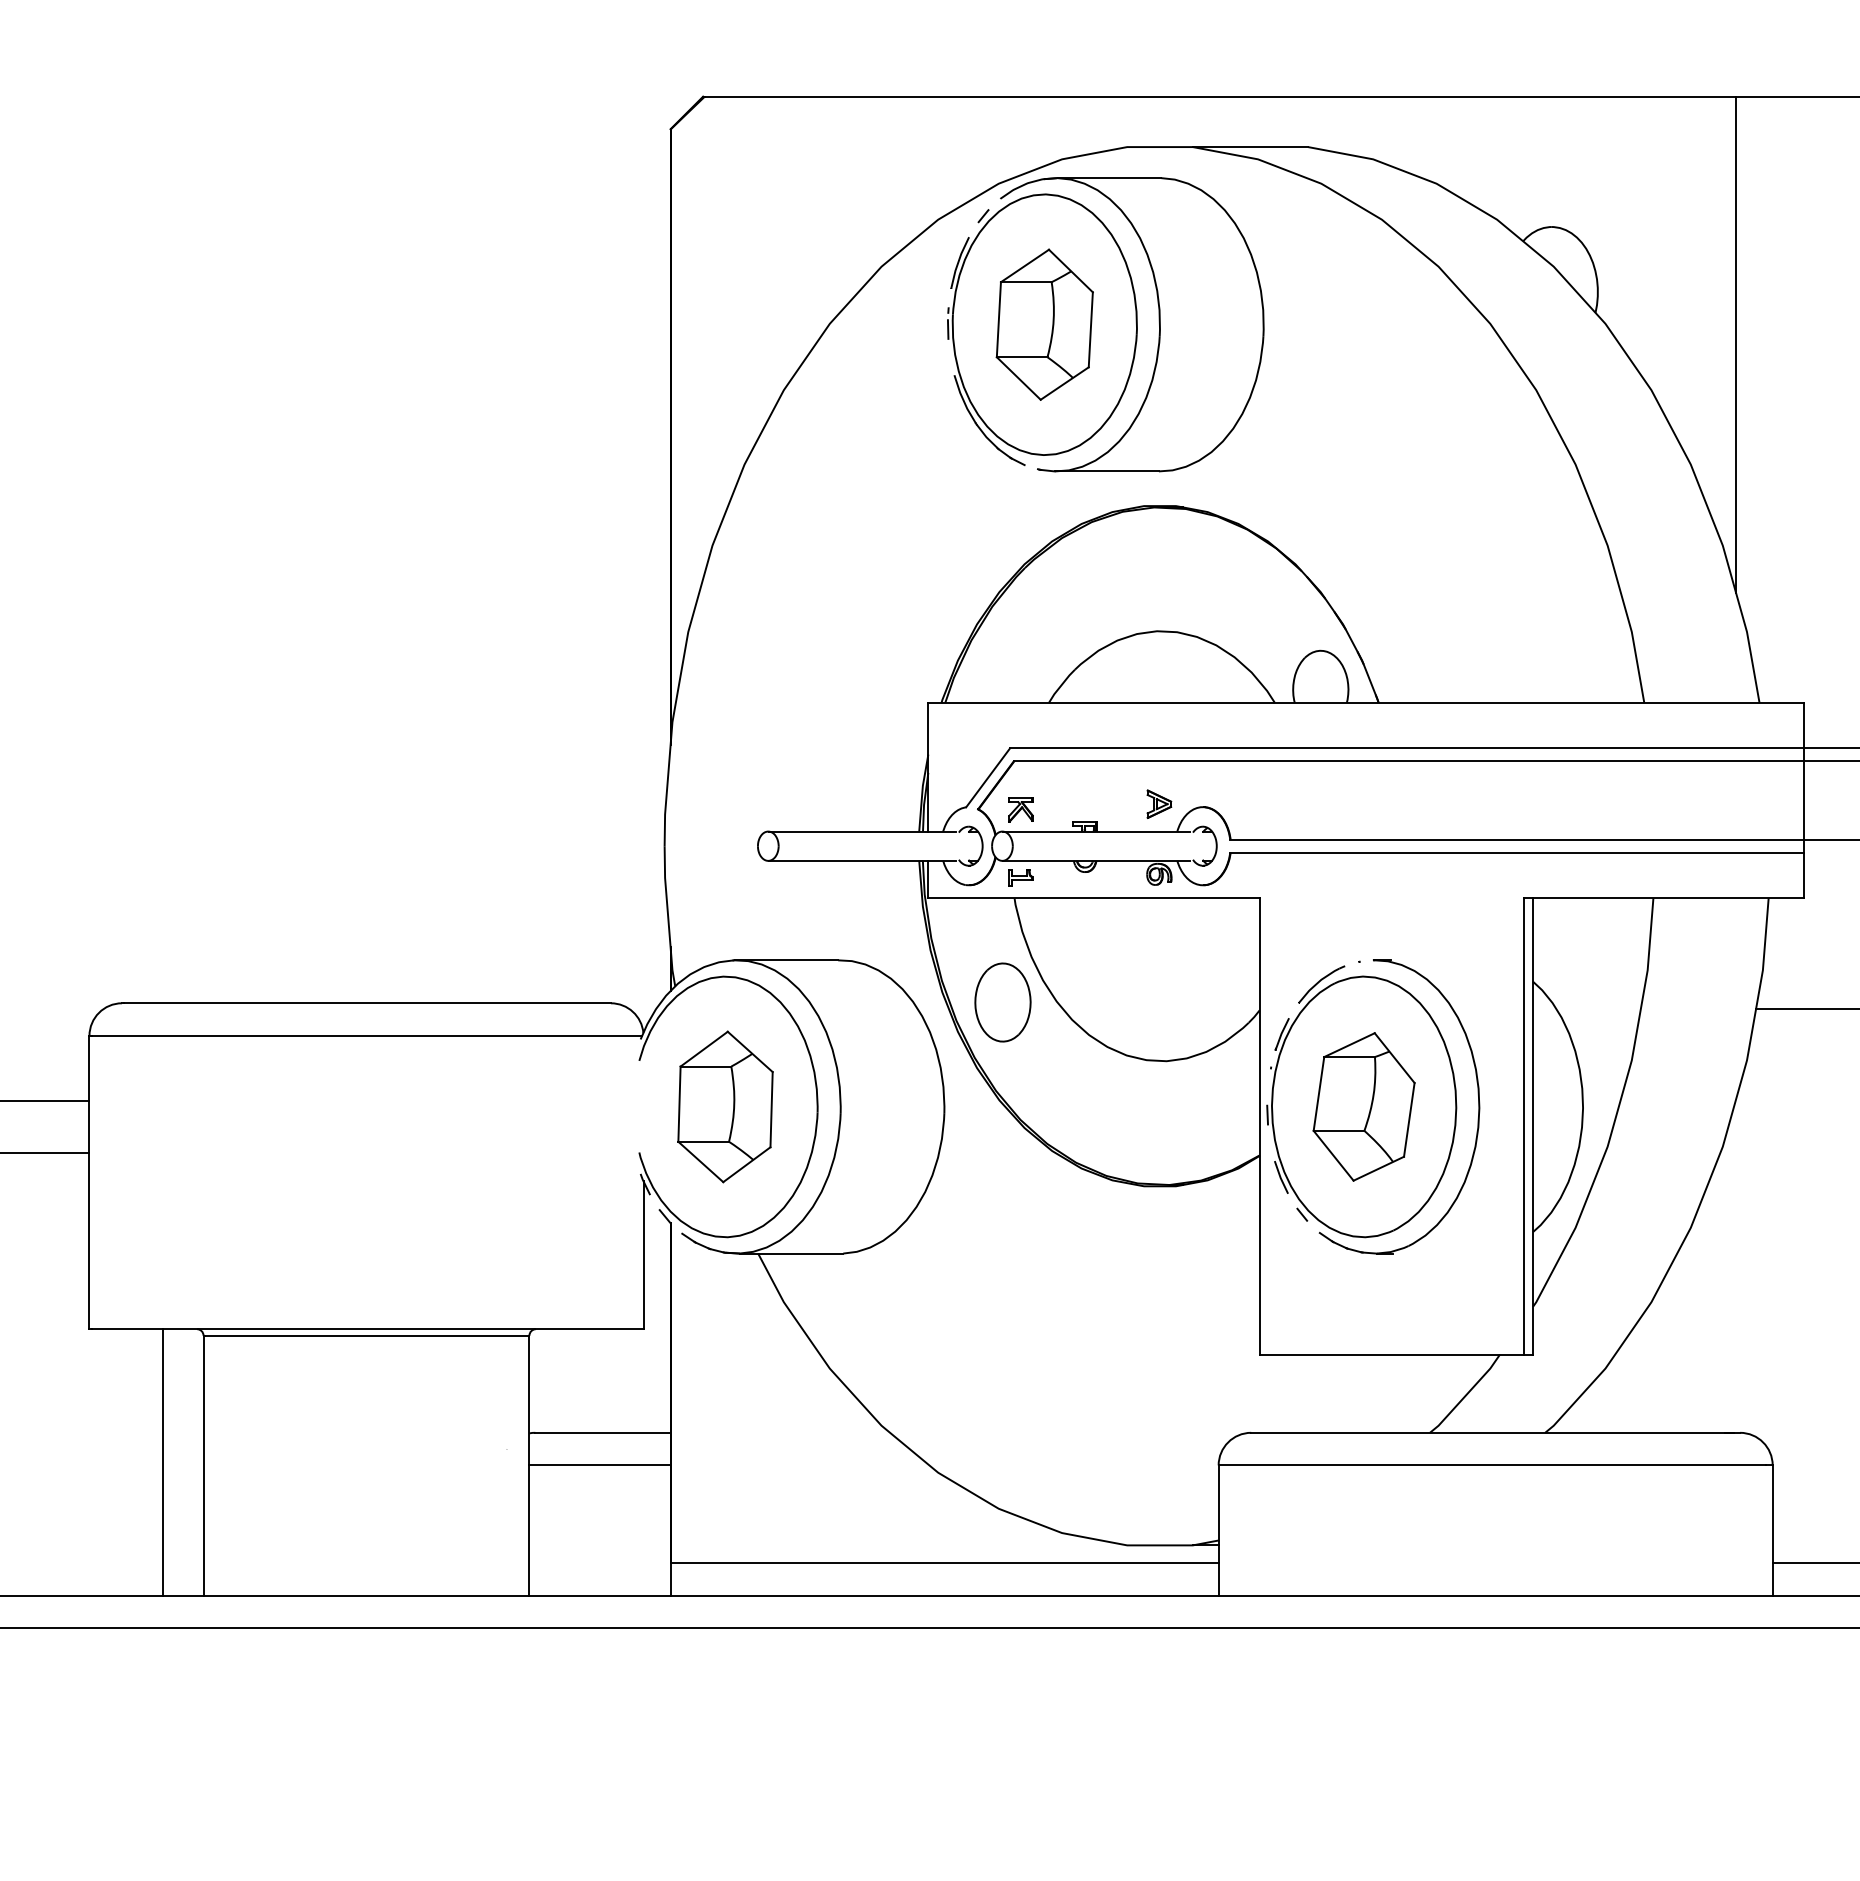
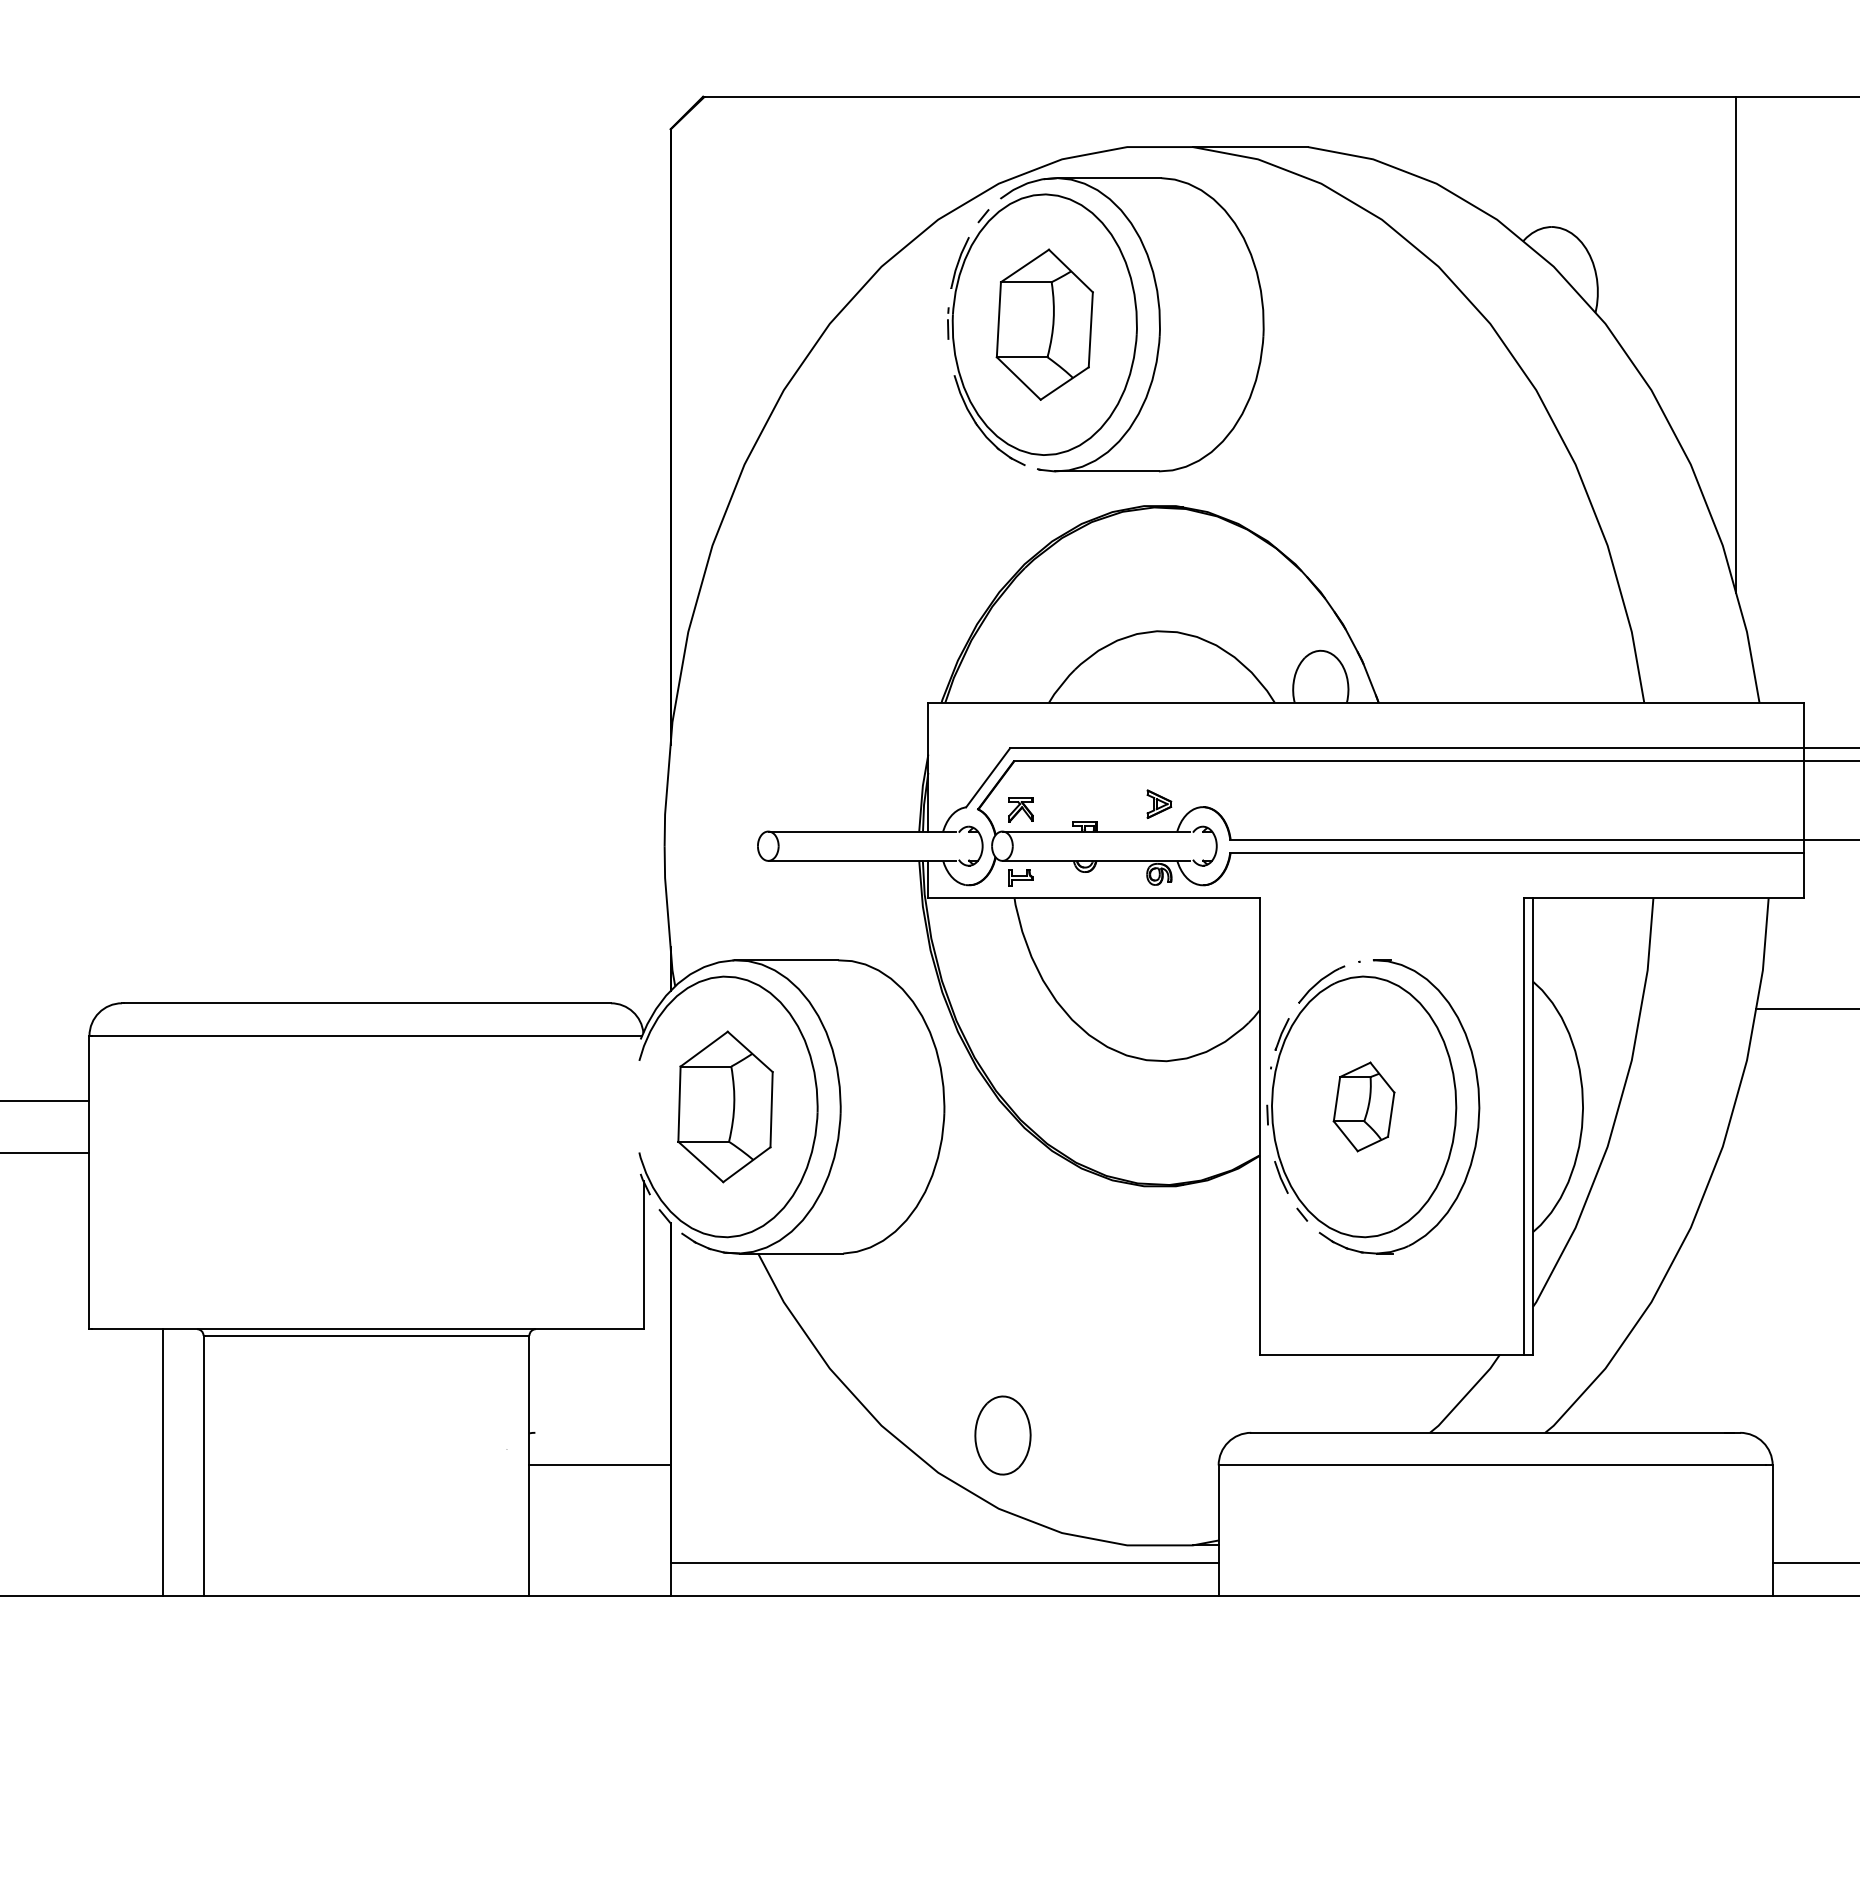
part position: (1002, 1002) -> (1002, 1435) (1002, 1435)
part size: 104x150 px -> 64x92 px (1363, 1106)
line: present -> none (602, 1432)
line: present -> none (929, 1628)
